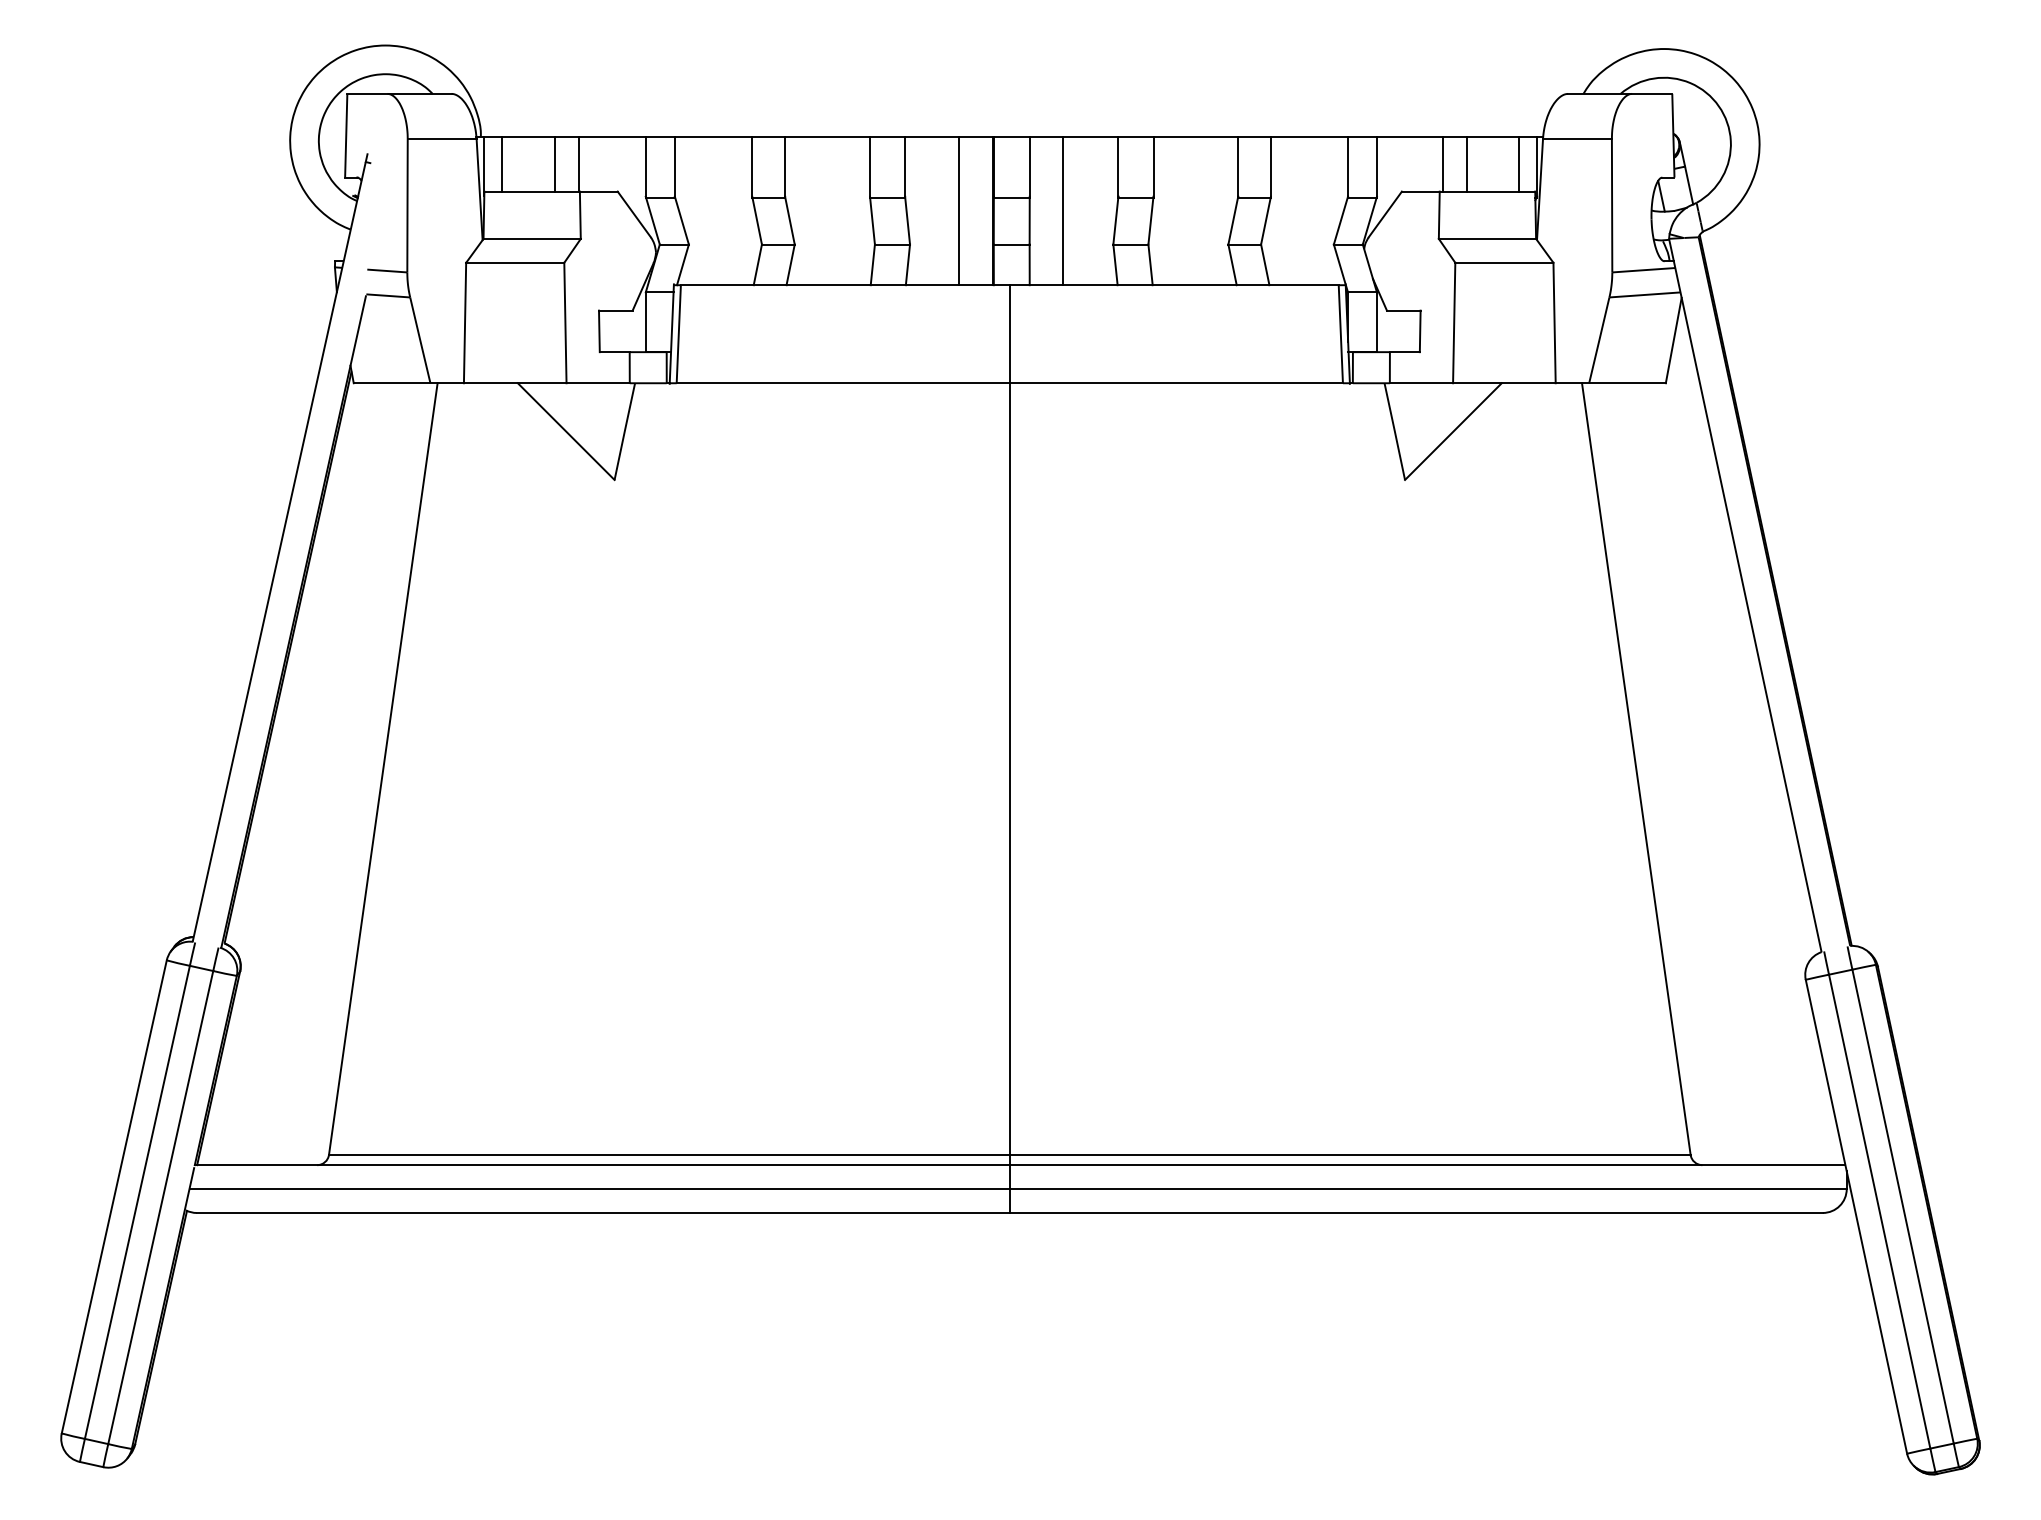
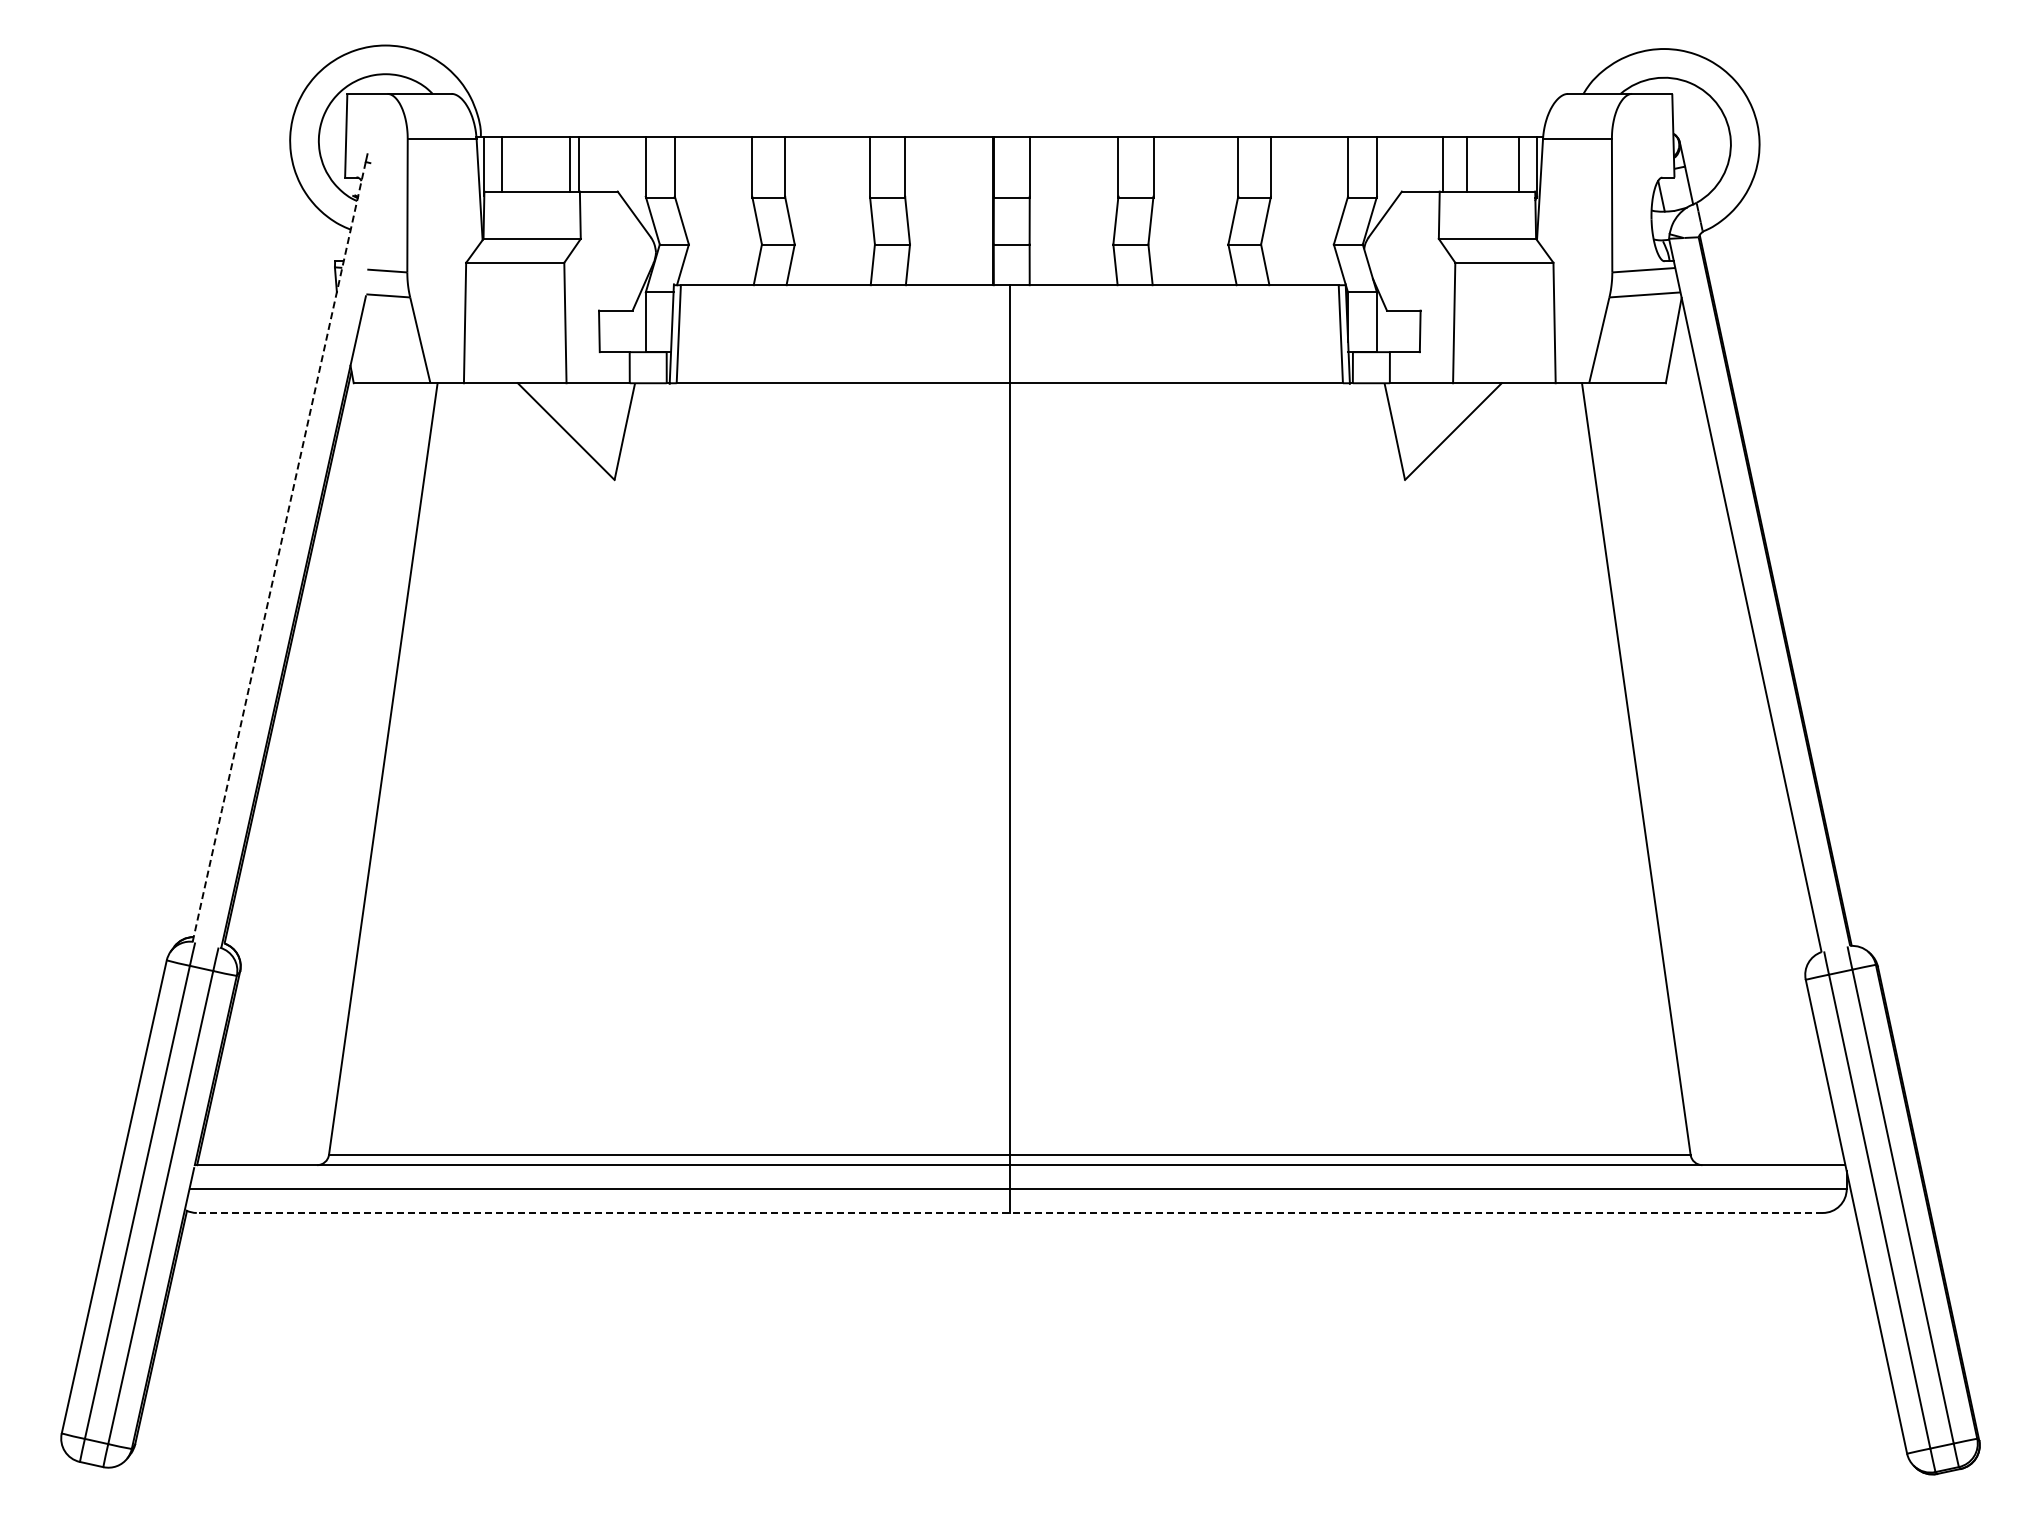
line position: (555, 163) -> (570, 163) (570, 163)
line: present -> none (958, 210)
line: present -> none (1062, 210)
line: solid -> dashed (279, 552)
line: solid -> dashed (1009, 1212)
